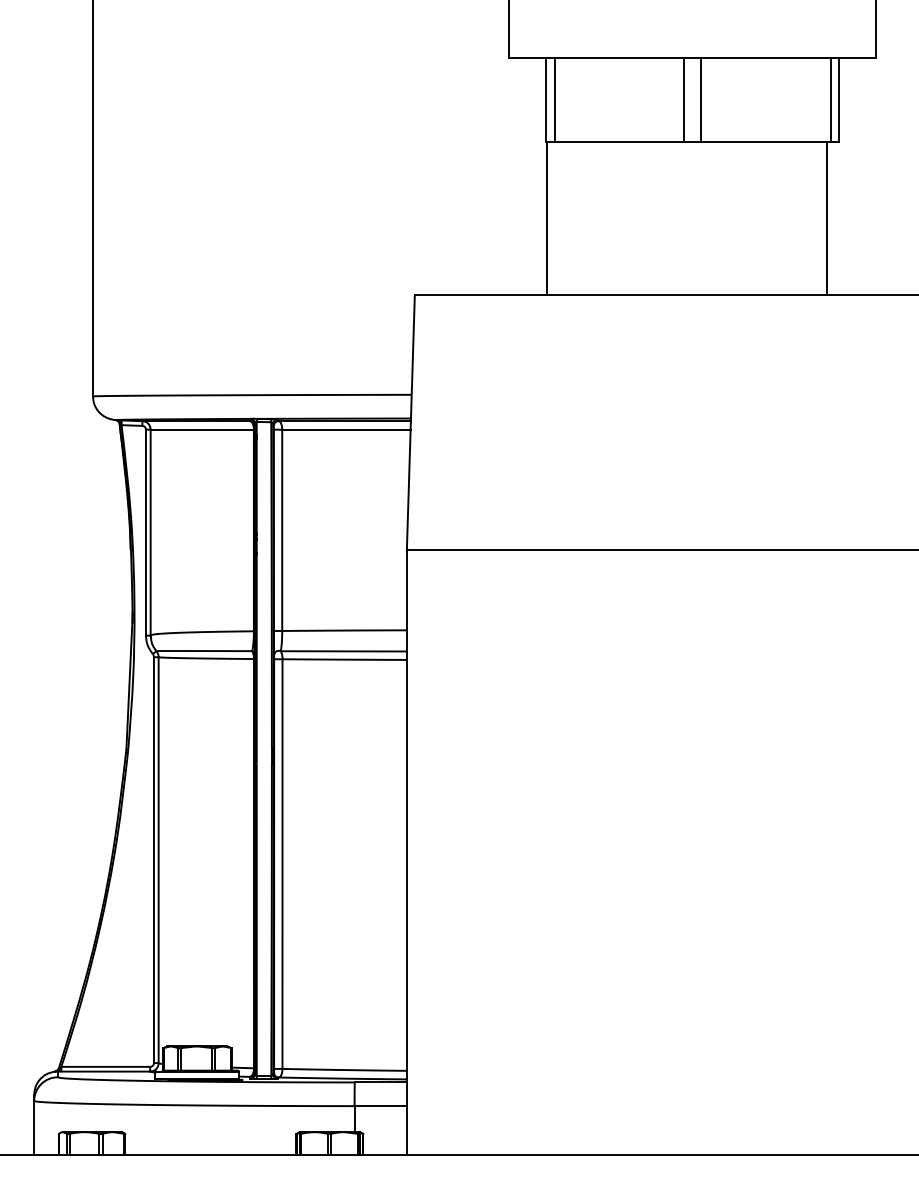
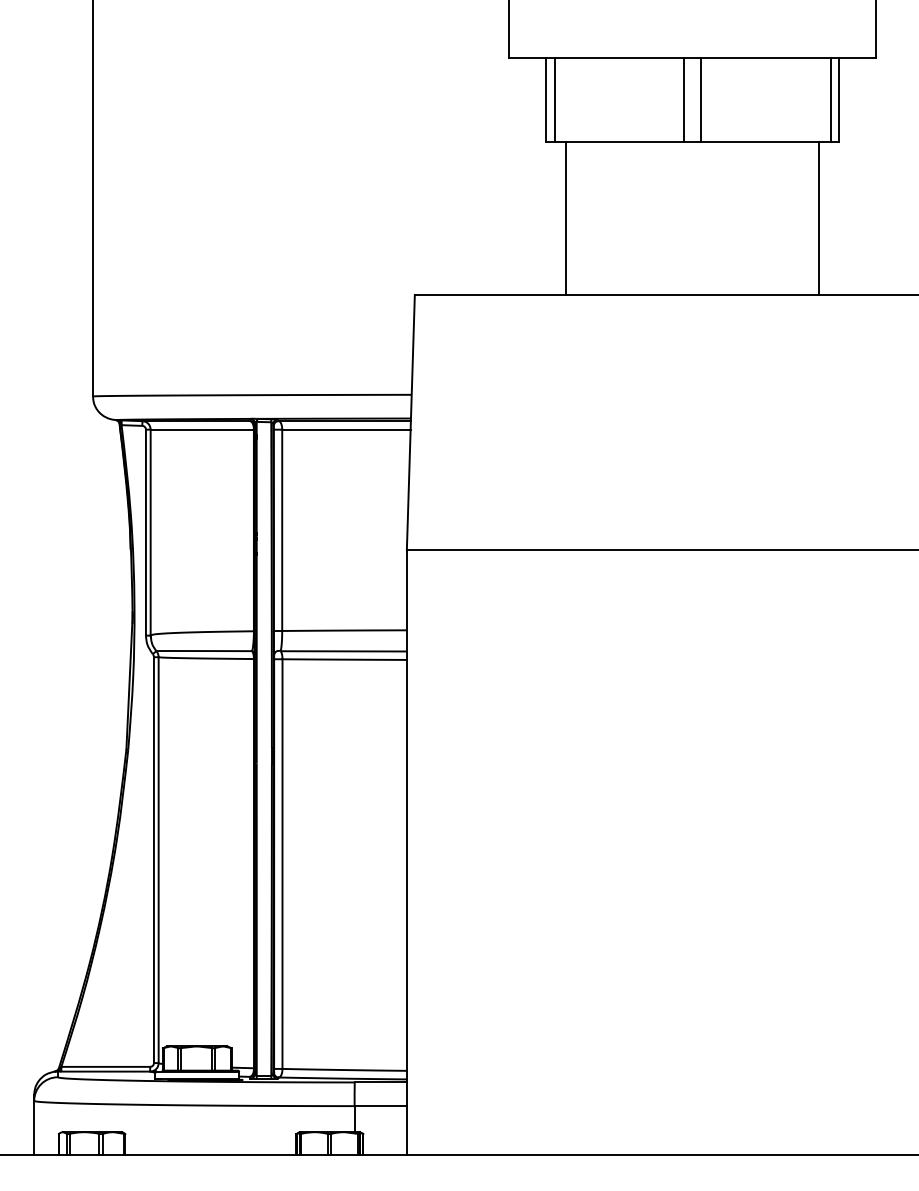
line position: (547, 218) -> (566, 218) (566, 218)
line position: (826, 218) -> (818, 218) (818, 218)
